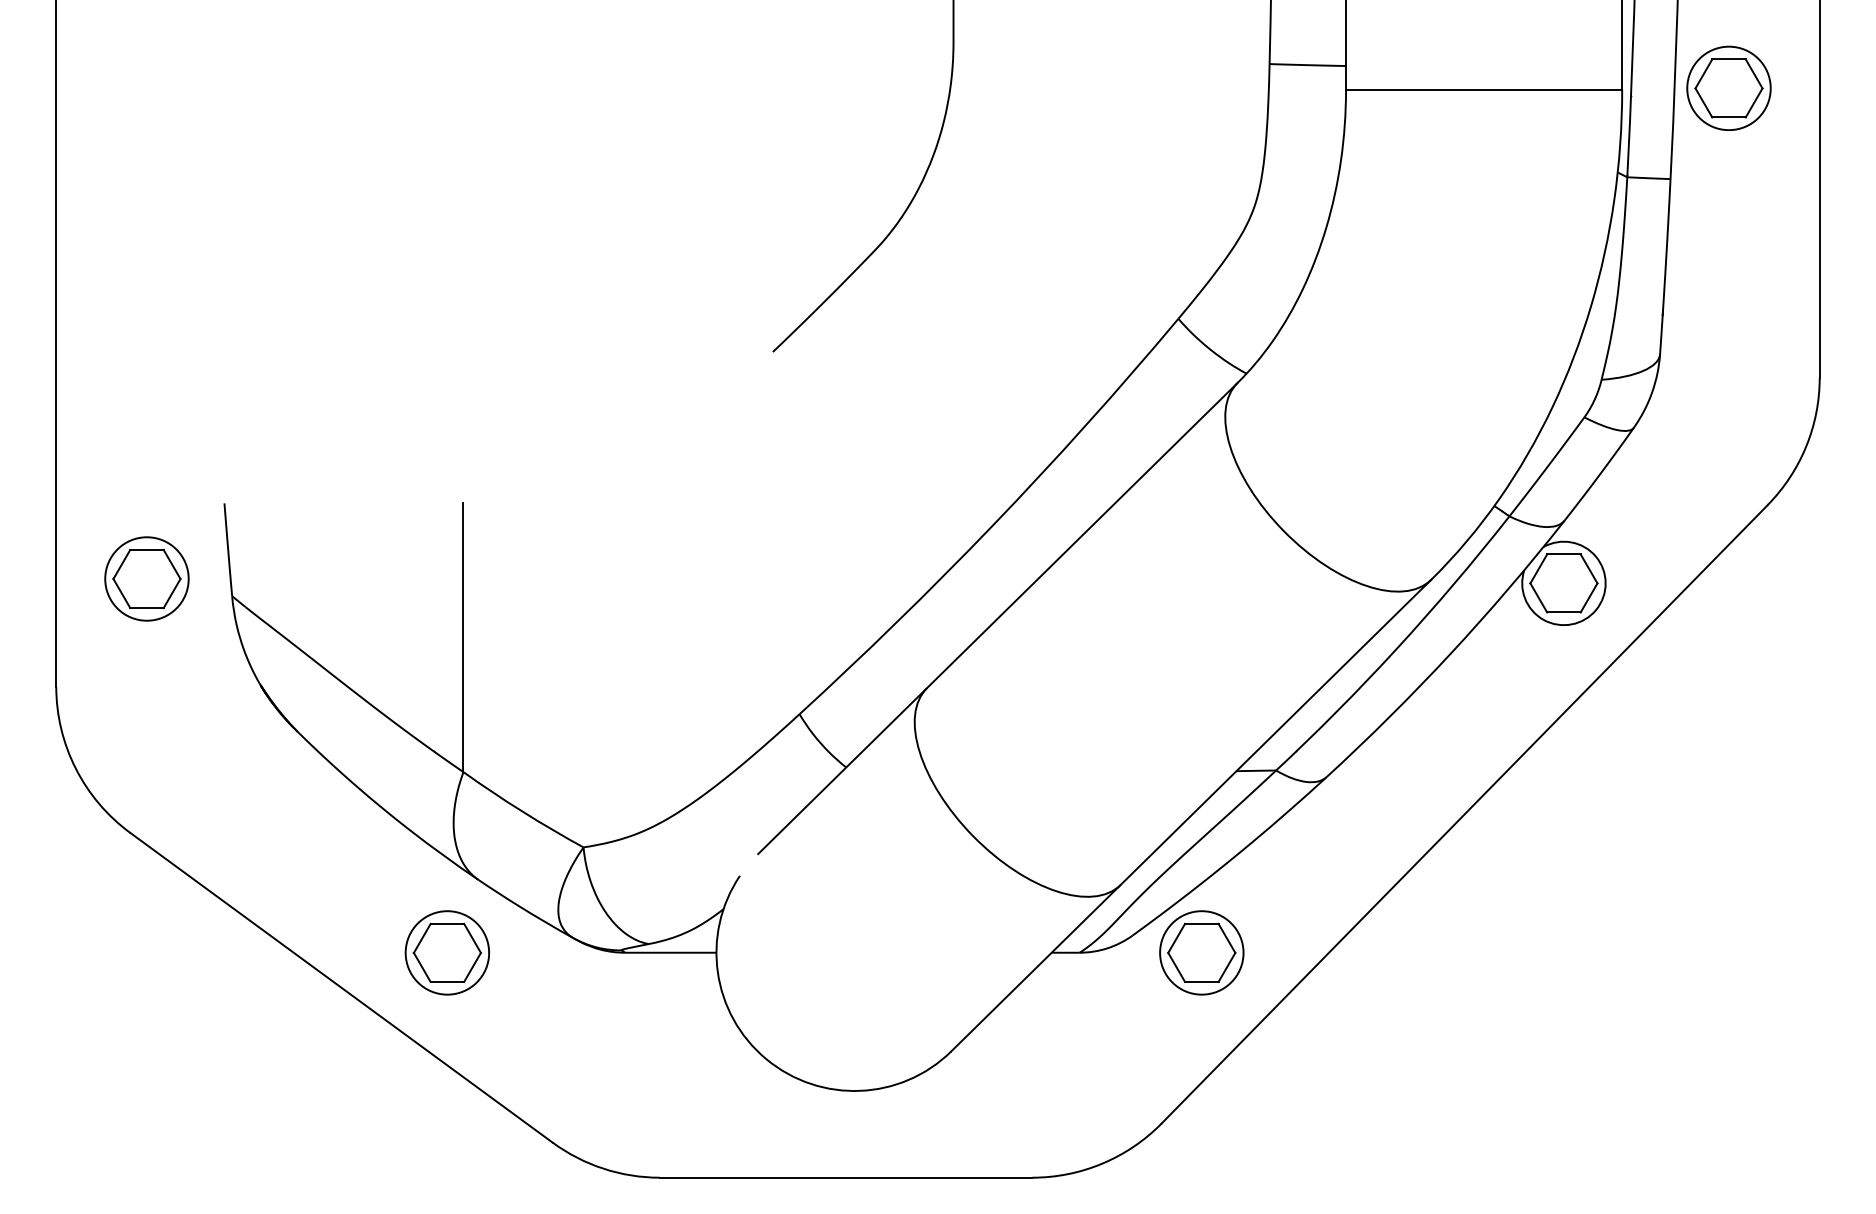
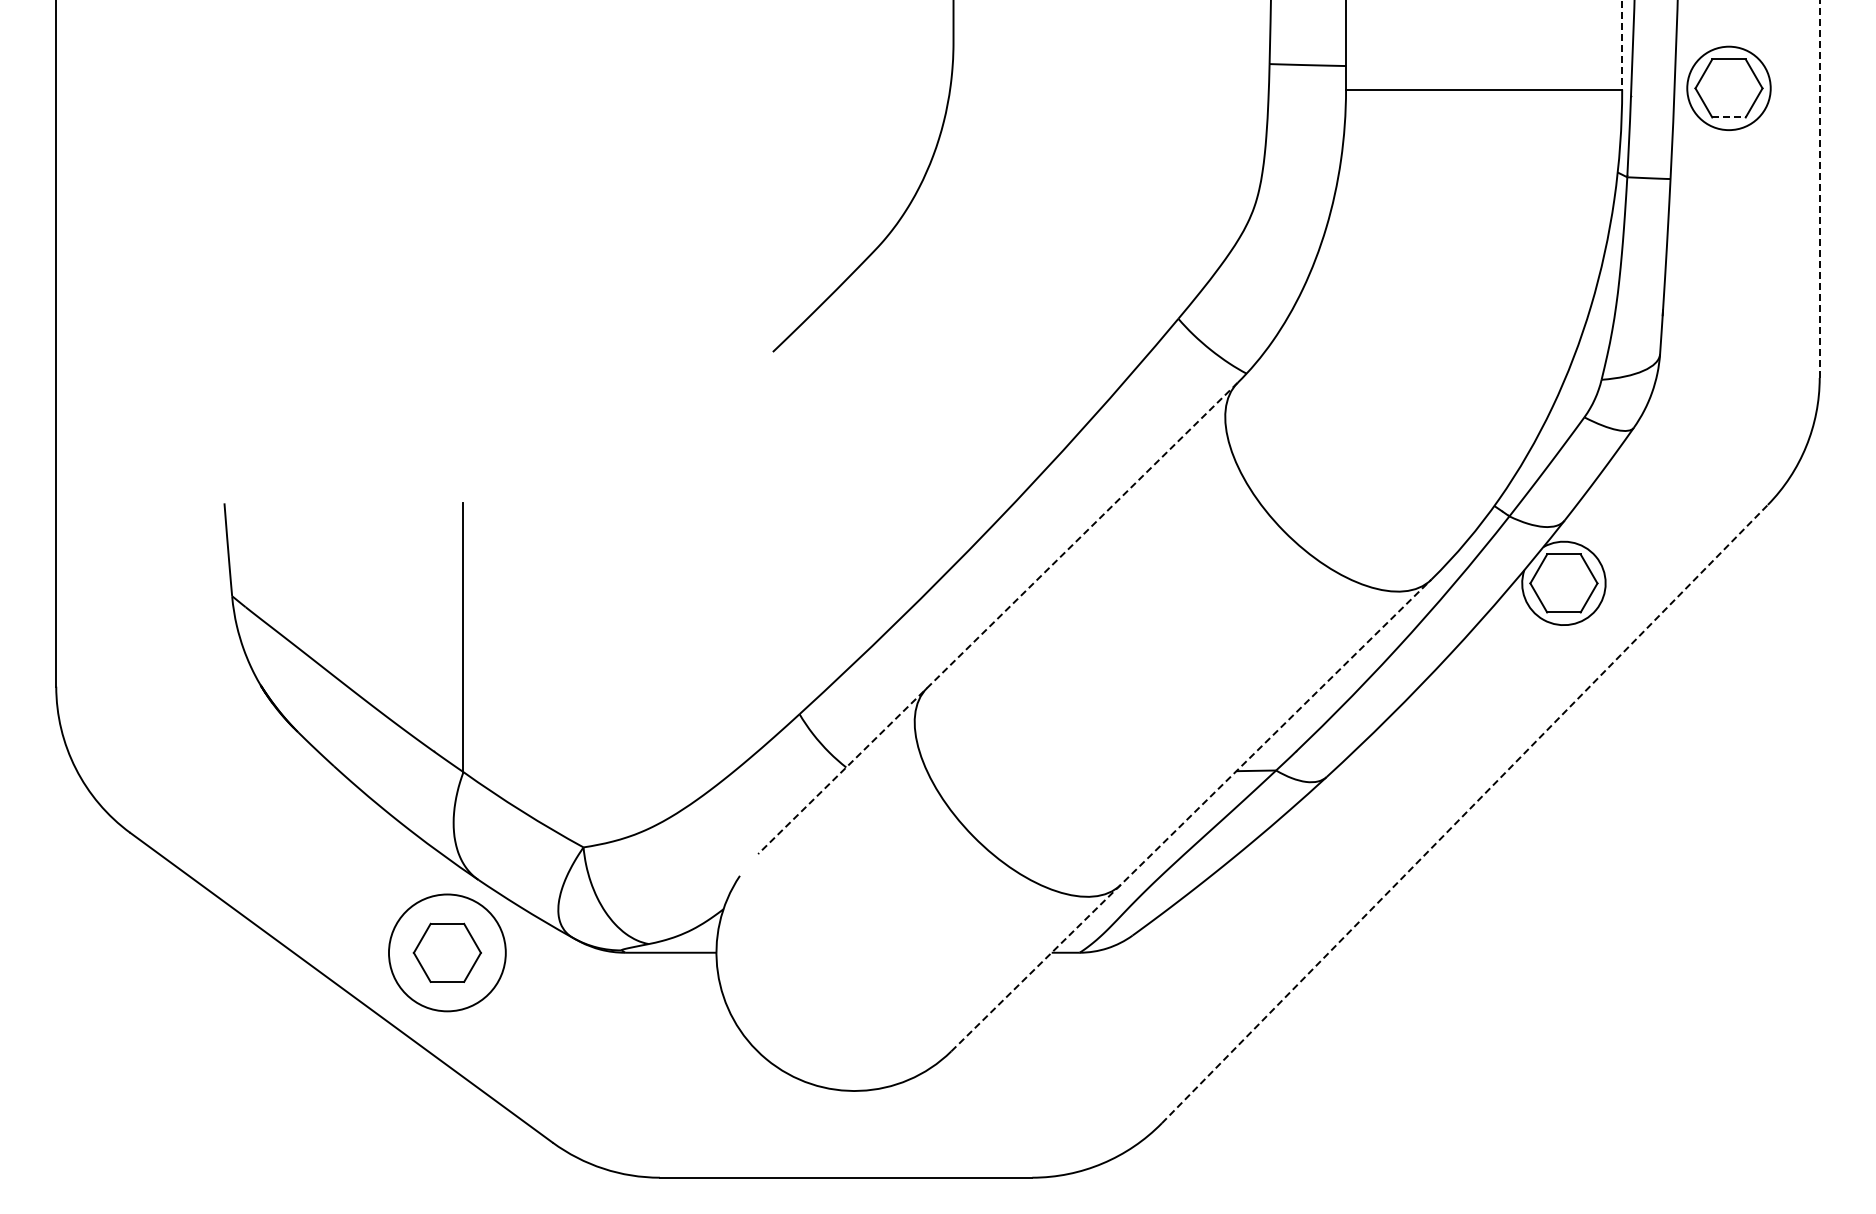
line: solid -> dashed (1622, 45)
line: solid -> dashed (1729, 117)
line: solid -> dashed (1819, 189)
part: present -> none (146, 578)
line: solid -> dashed (997, 618)
line: solid -> dashed (1464, 814)
line: solid -> dashed (1191, 815)
circle diameter: 83 px -> 117 px (446, 952)
part: present -> none (1201, 952)
